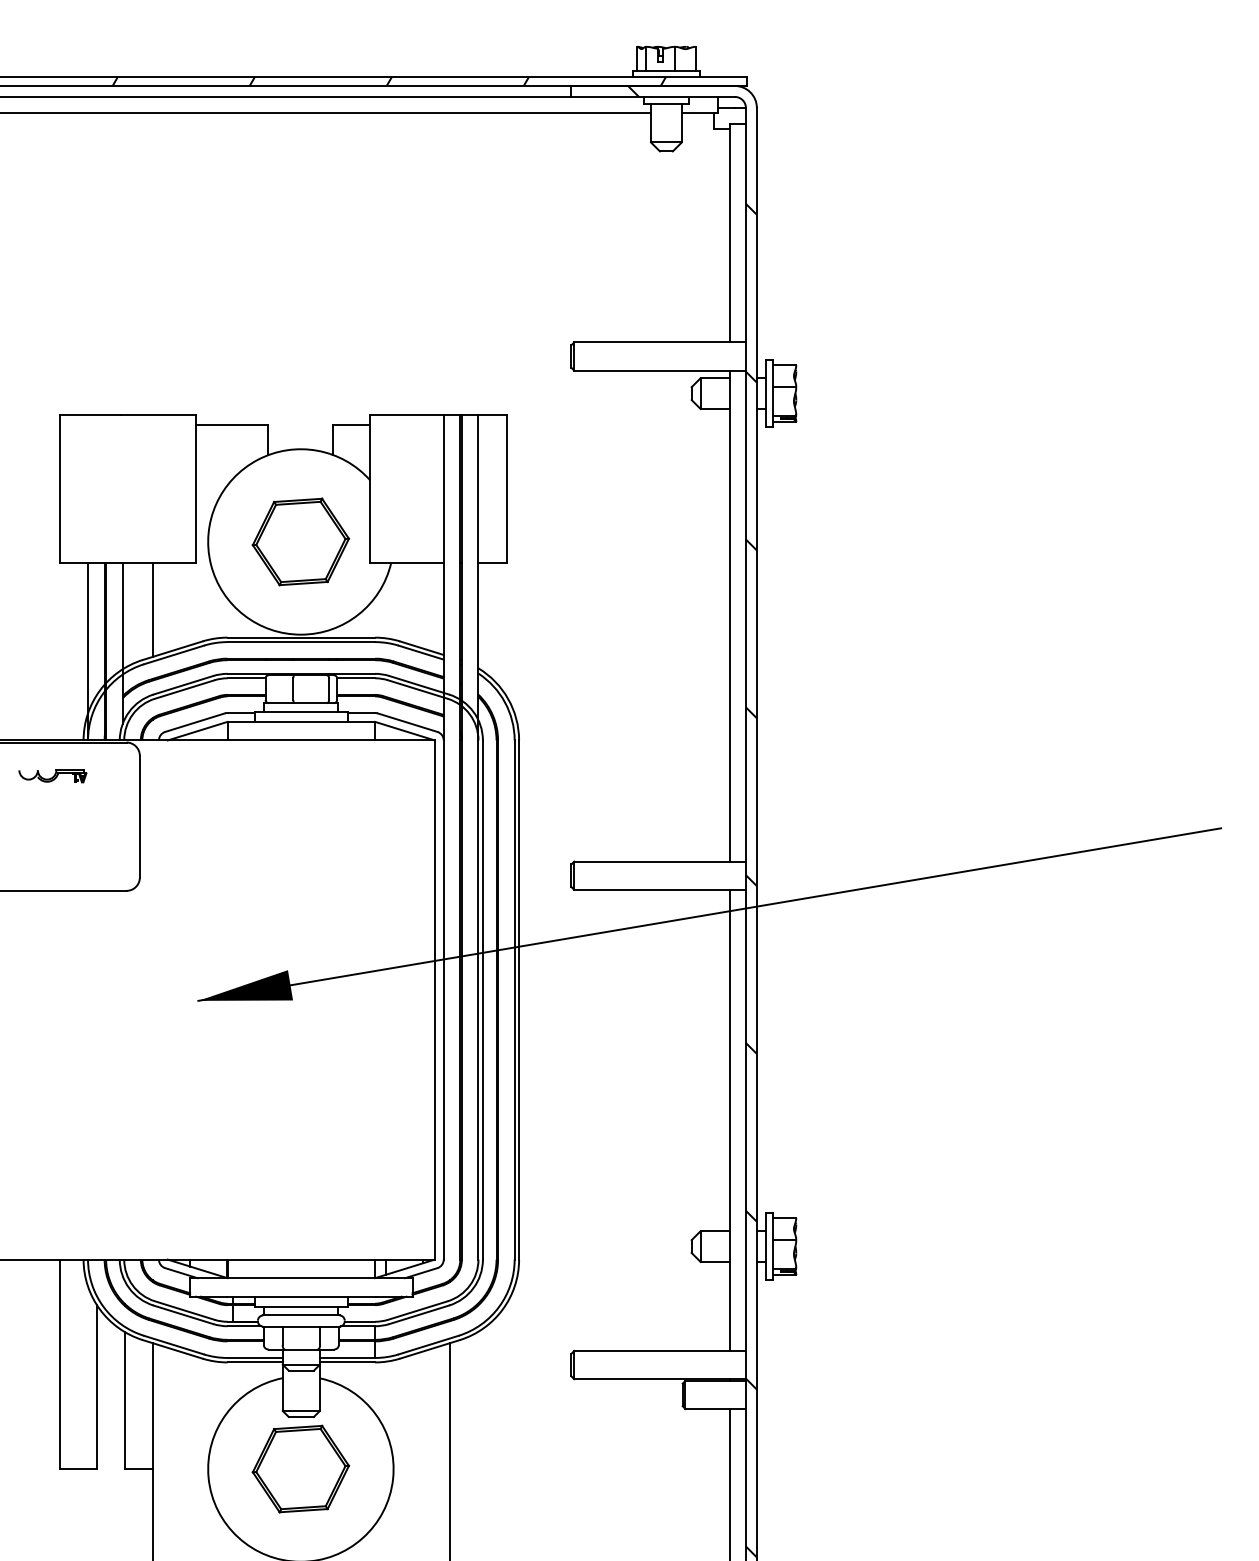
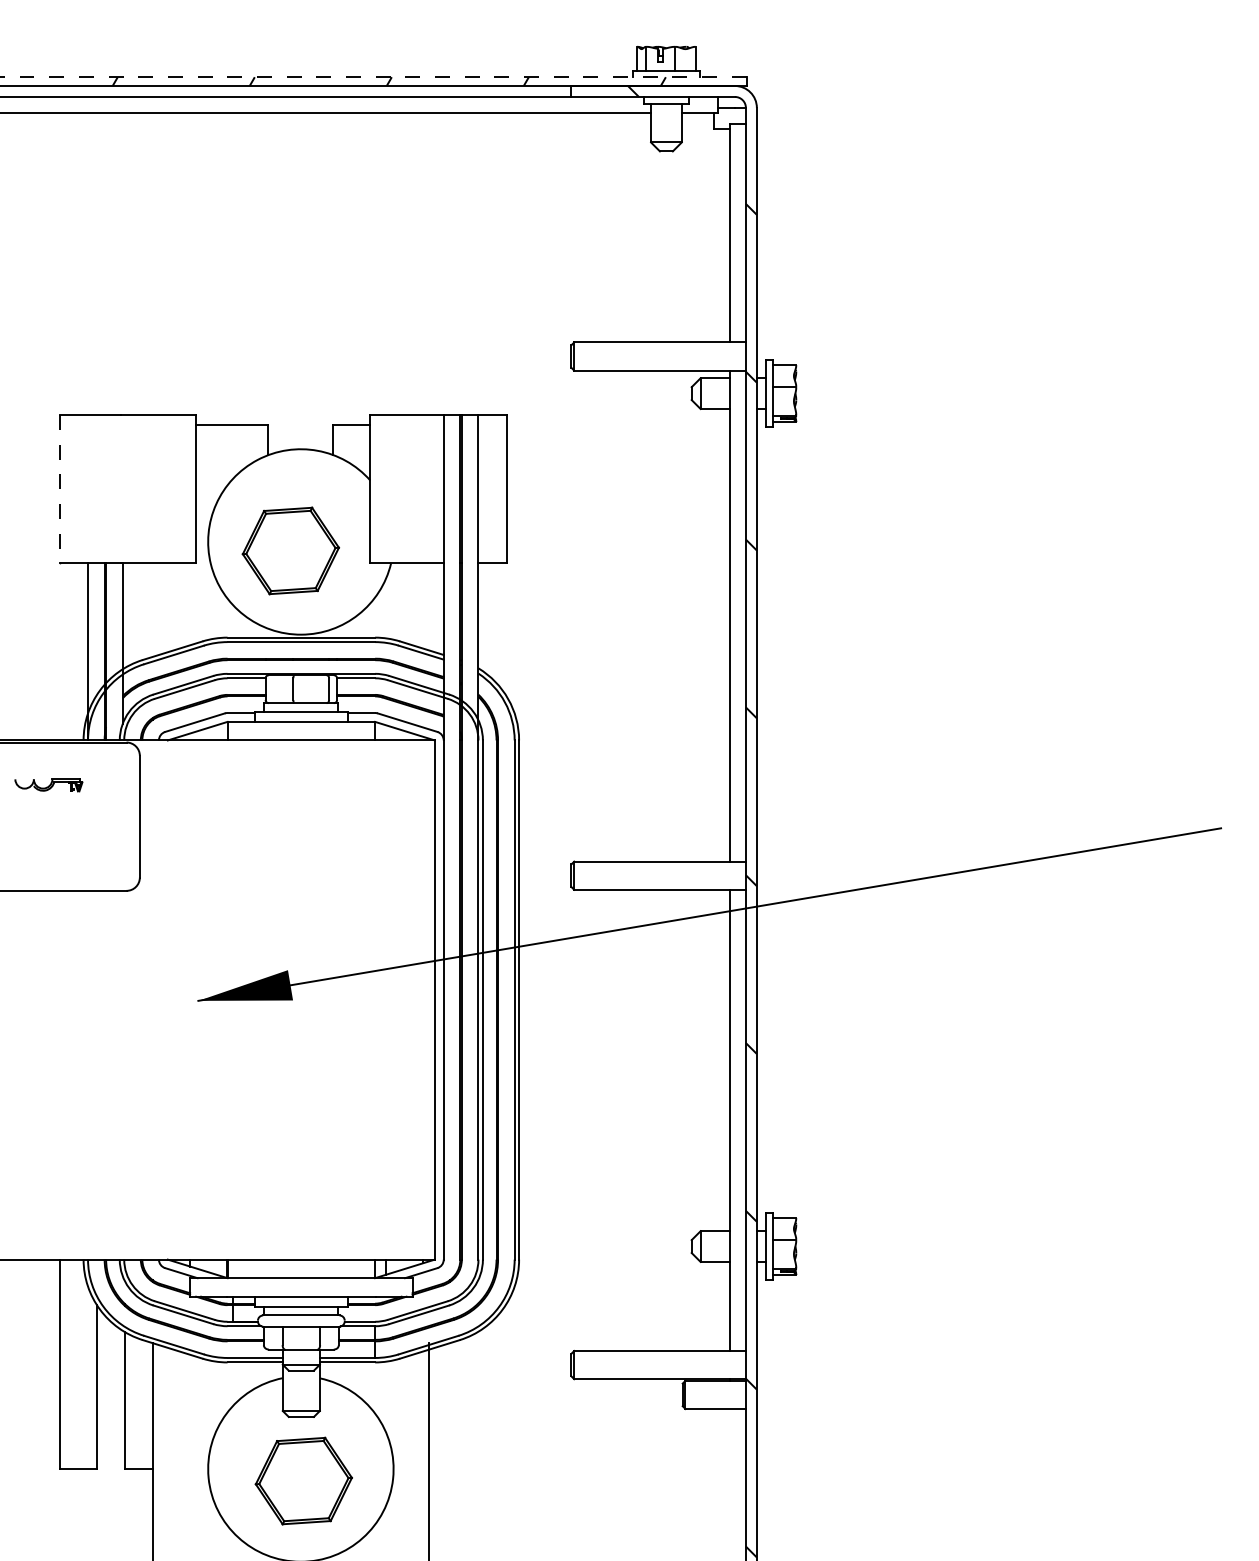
line: solid -> dashed (373, 77)
line: solid -> dashed (59, 489)
part position: (300, 541) -> (290, 550) (290, 550)
line: present -> none (153, 609)
part position: (52, 776) -> (48, 785) (48, 785)
line position: (449, 1450) -> (428, 1450) (428, 1450)
part position: (300, 1468) -> (303, 1480) (303, 1480)
line: present -> none (729, 1483)
